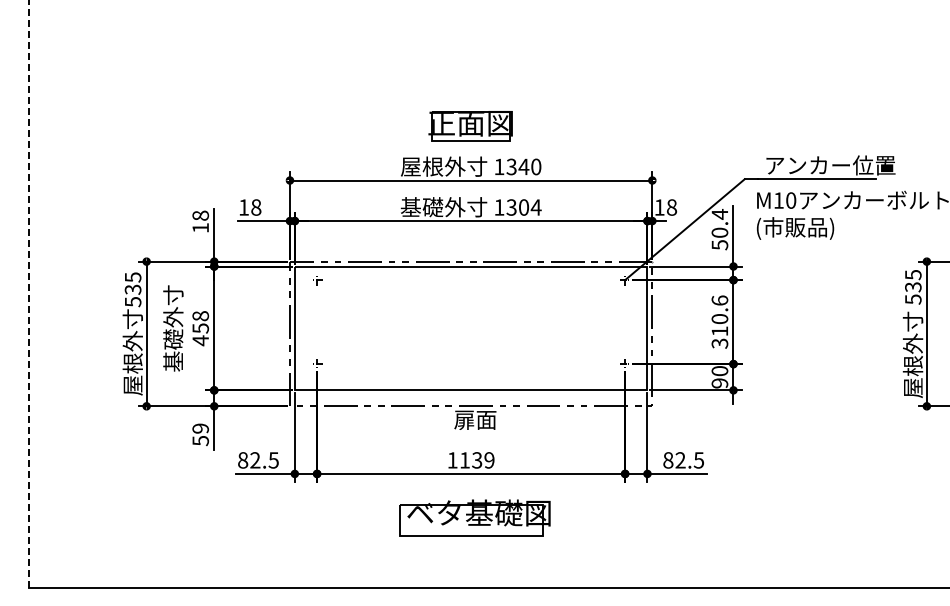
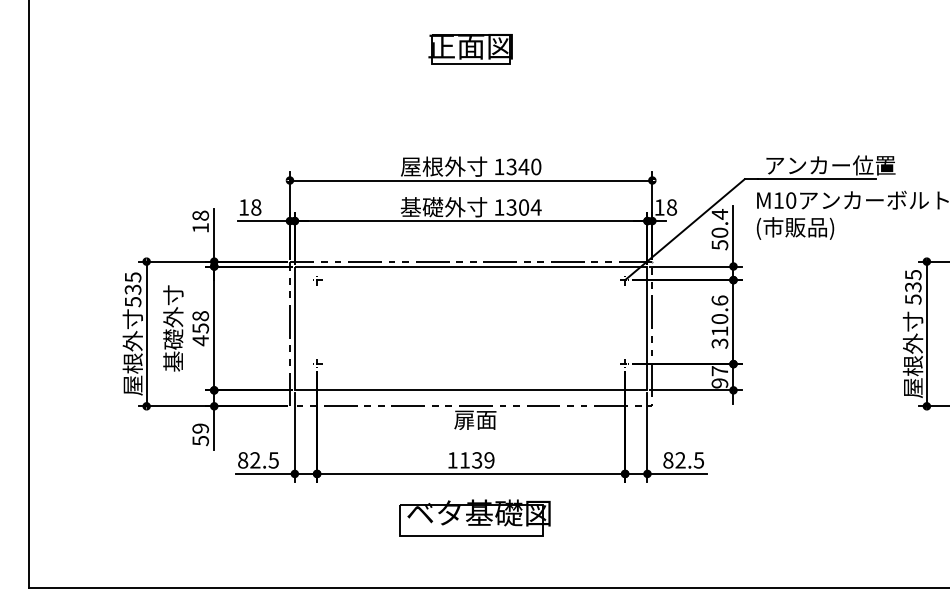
part position: (470, 126) -> (470, 49) (470, 49)
line: dashed -> solid (28, 294)
text: 90 -> 97 (719, 371)
